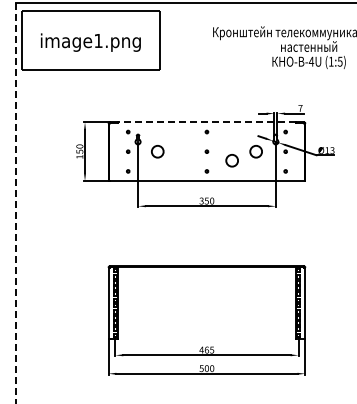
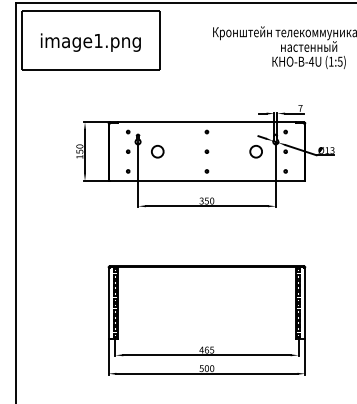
line: dashed -> solid (206, 122)
circle: present -> none (231, 160)
line: dashed -> solid (15, 203)
